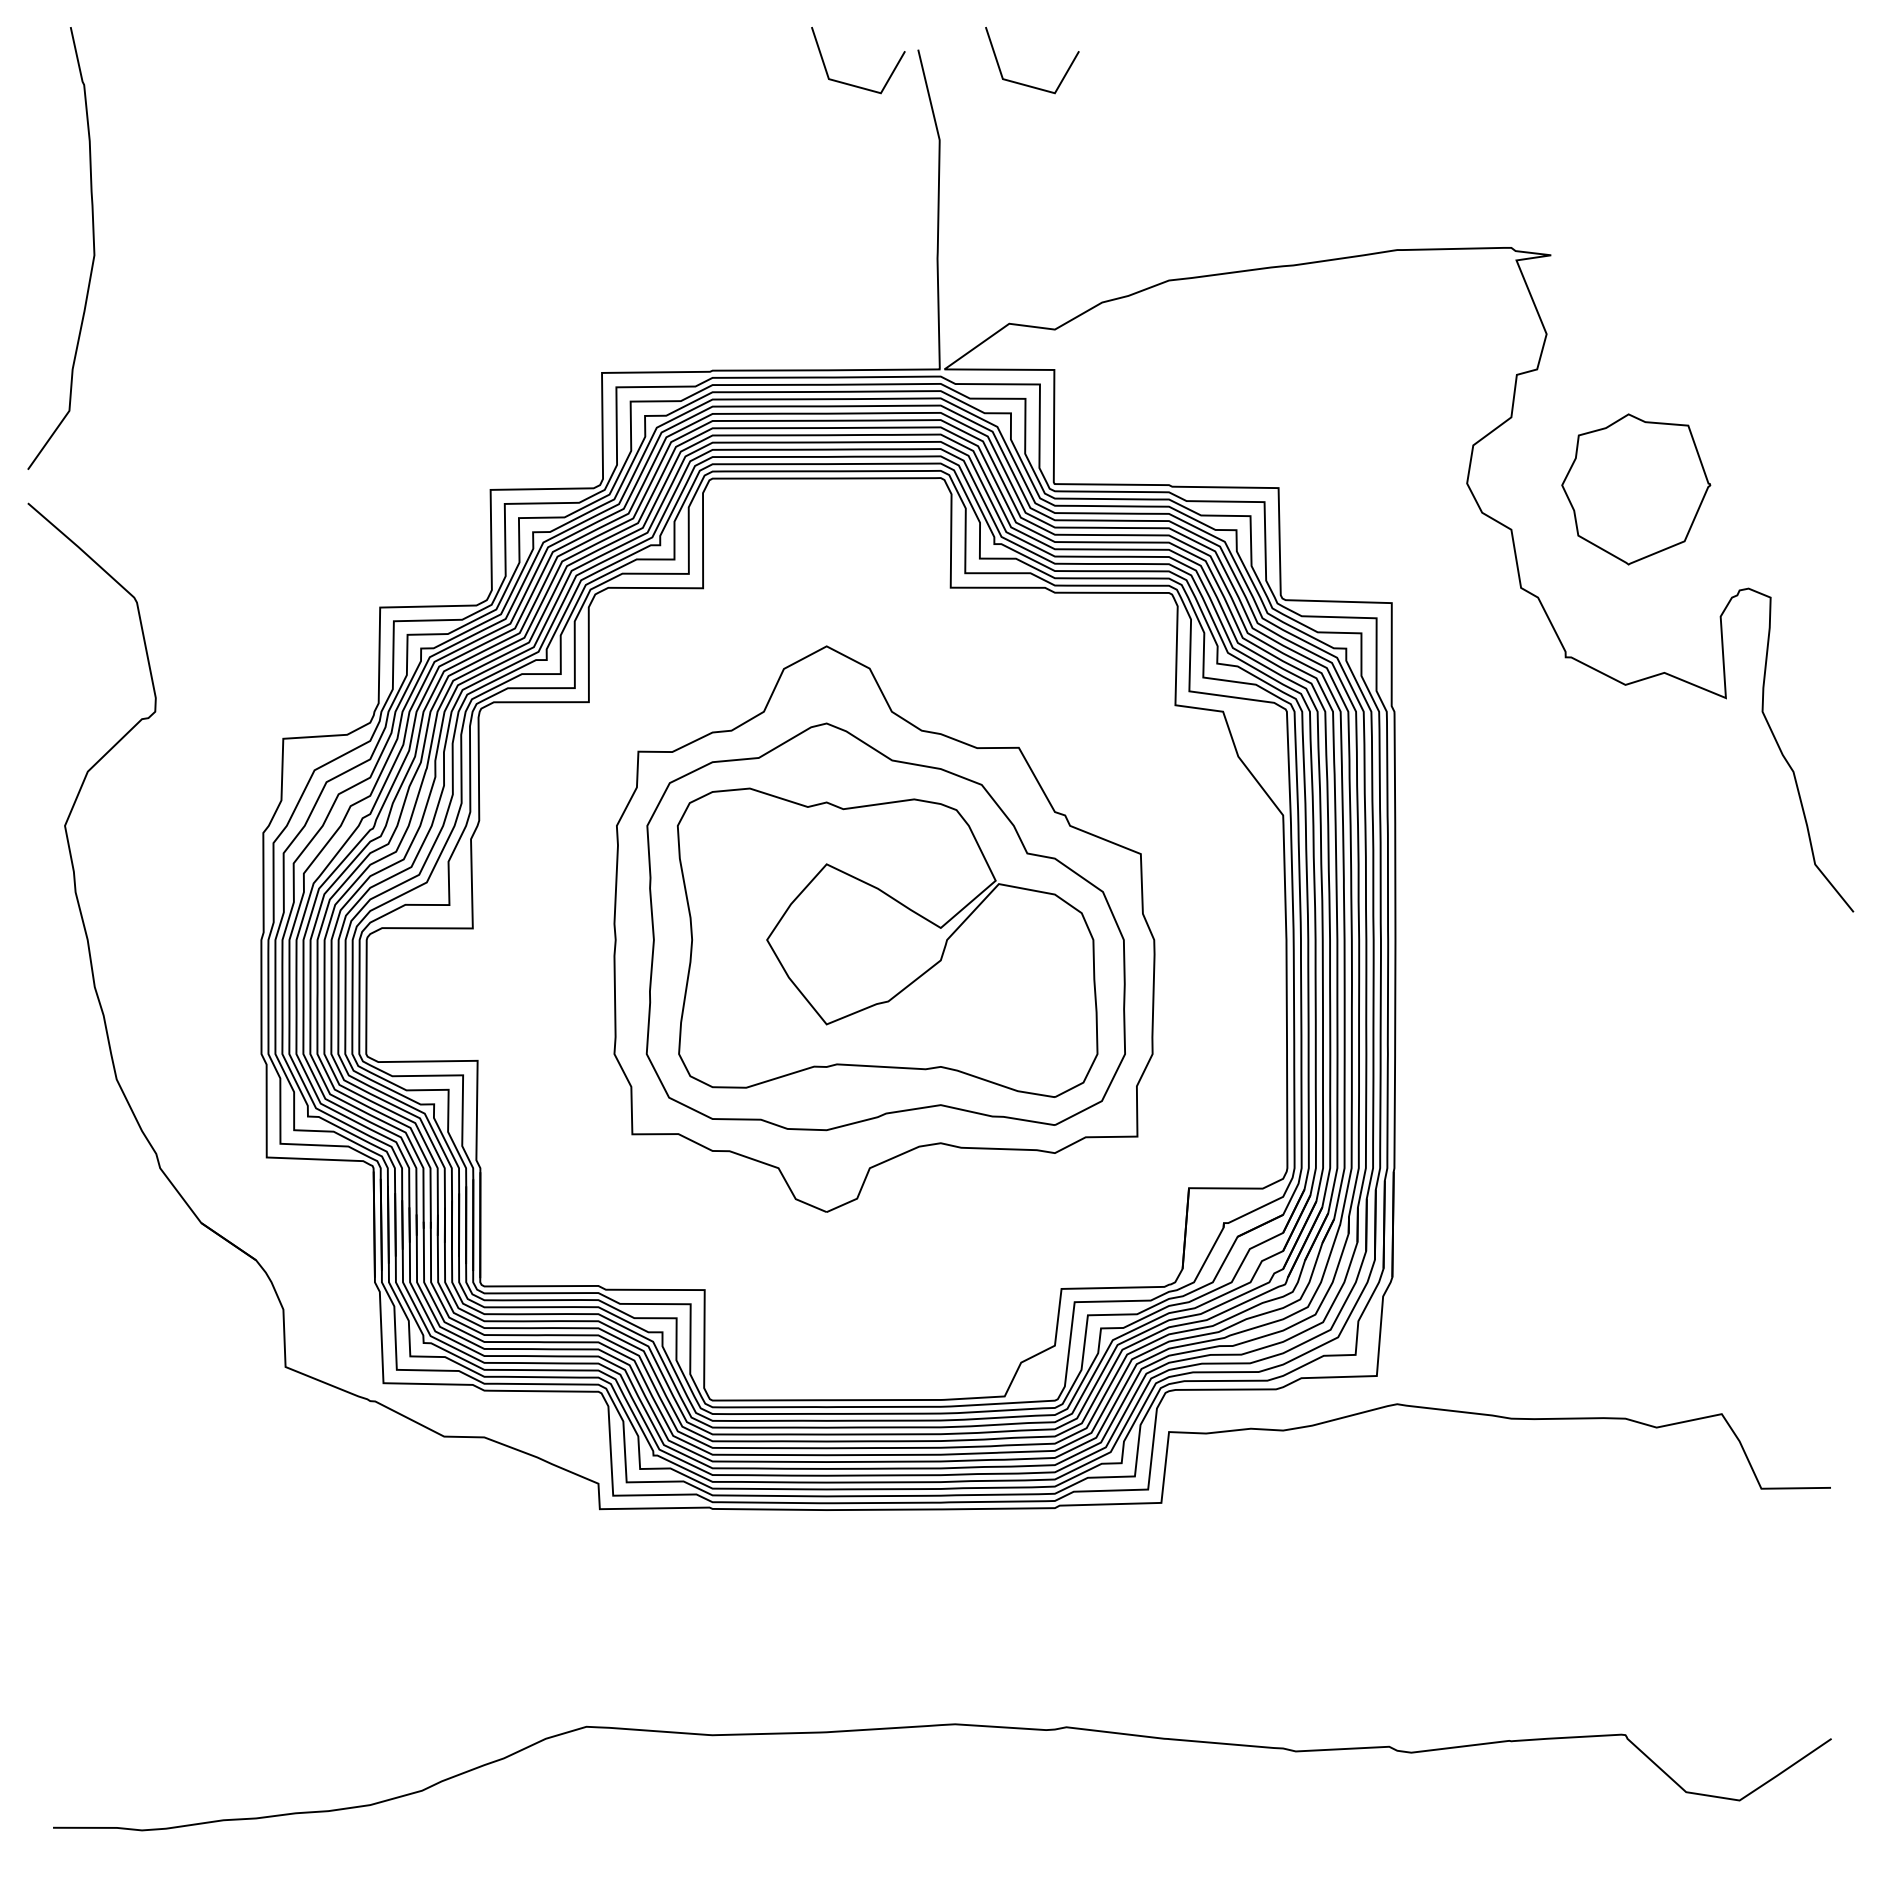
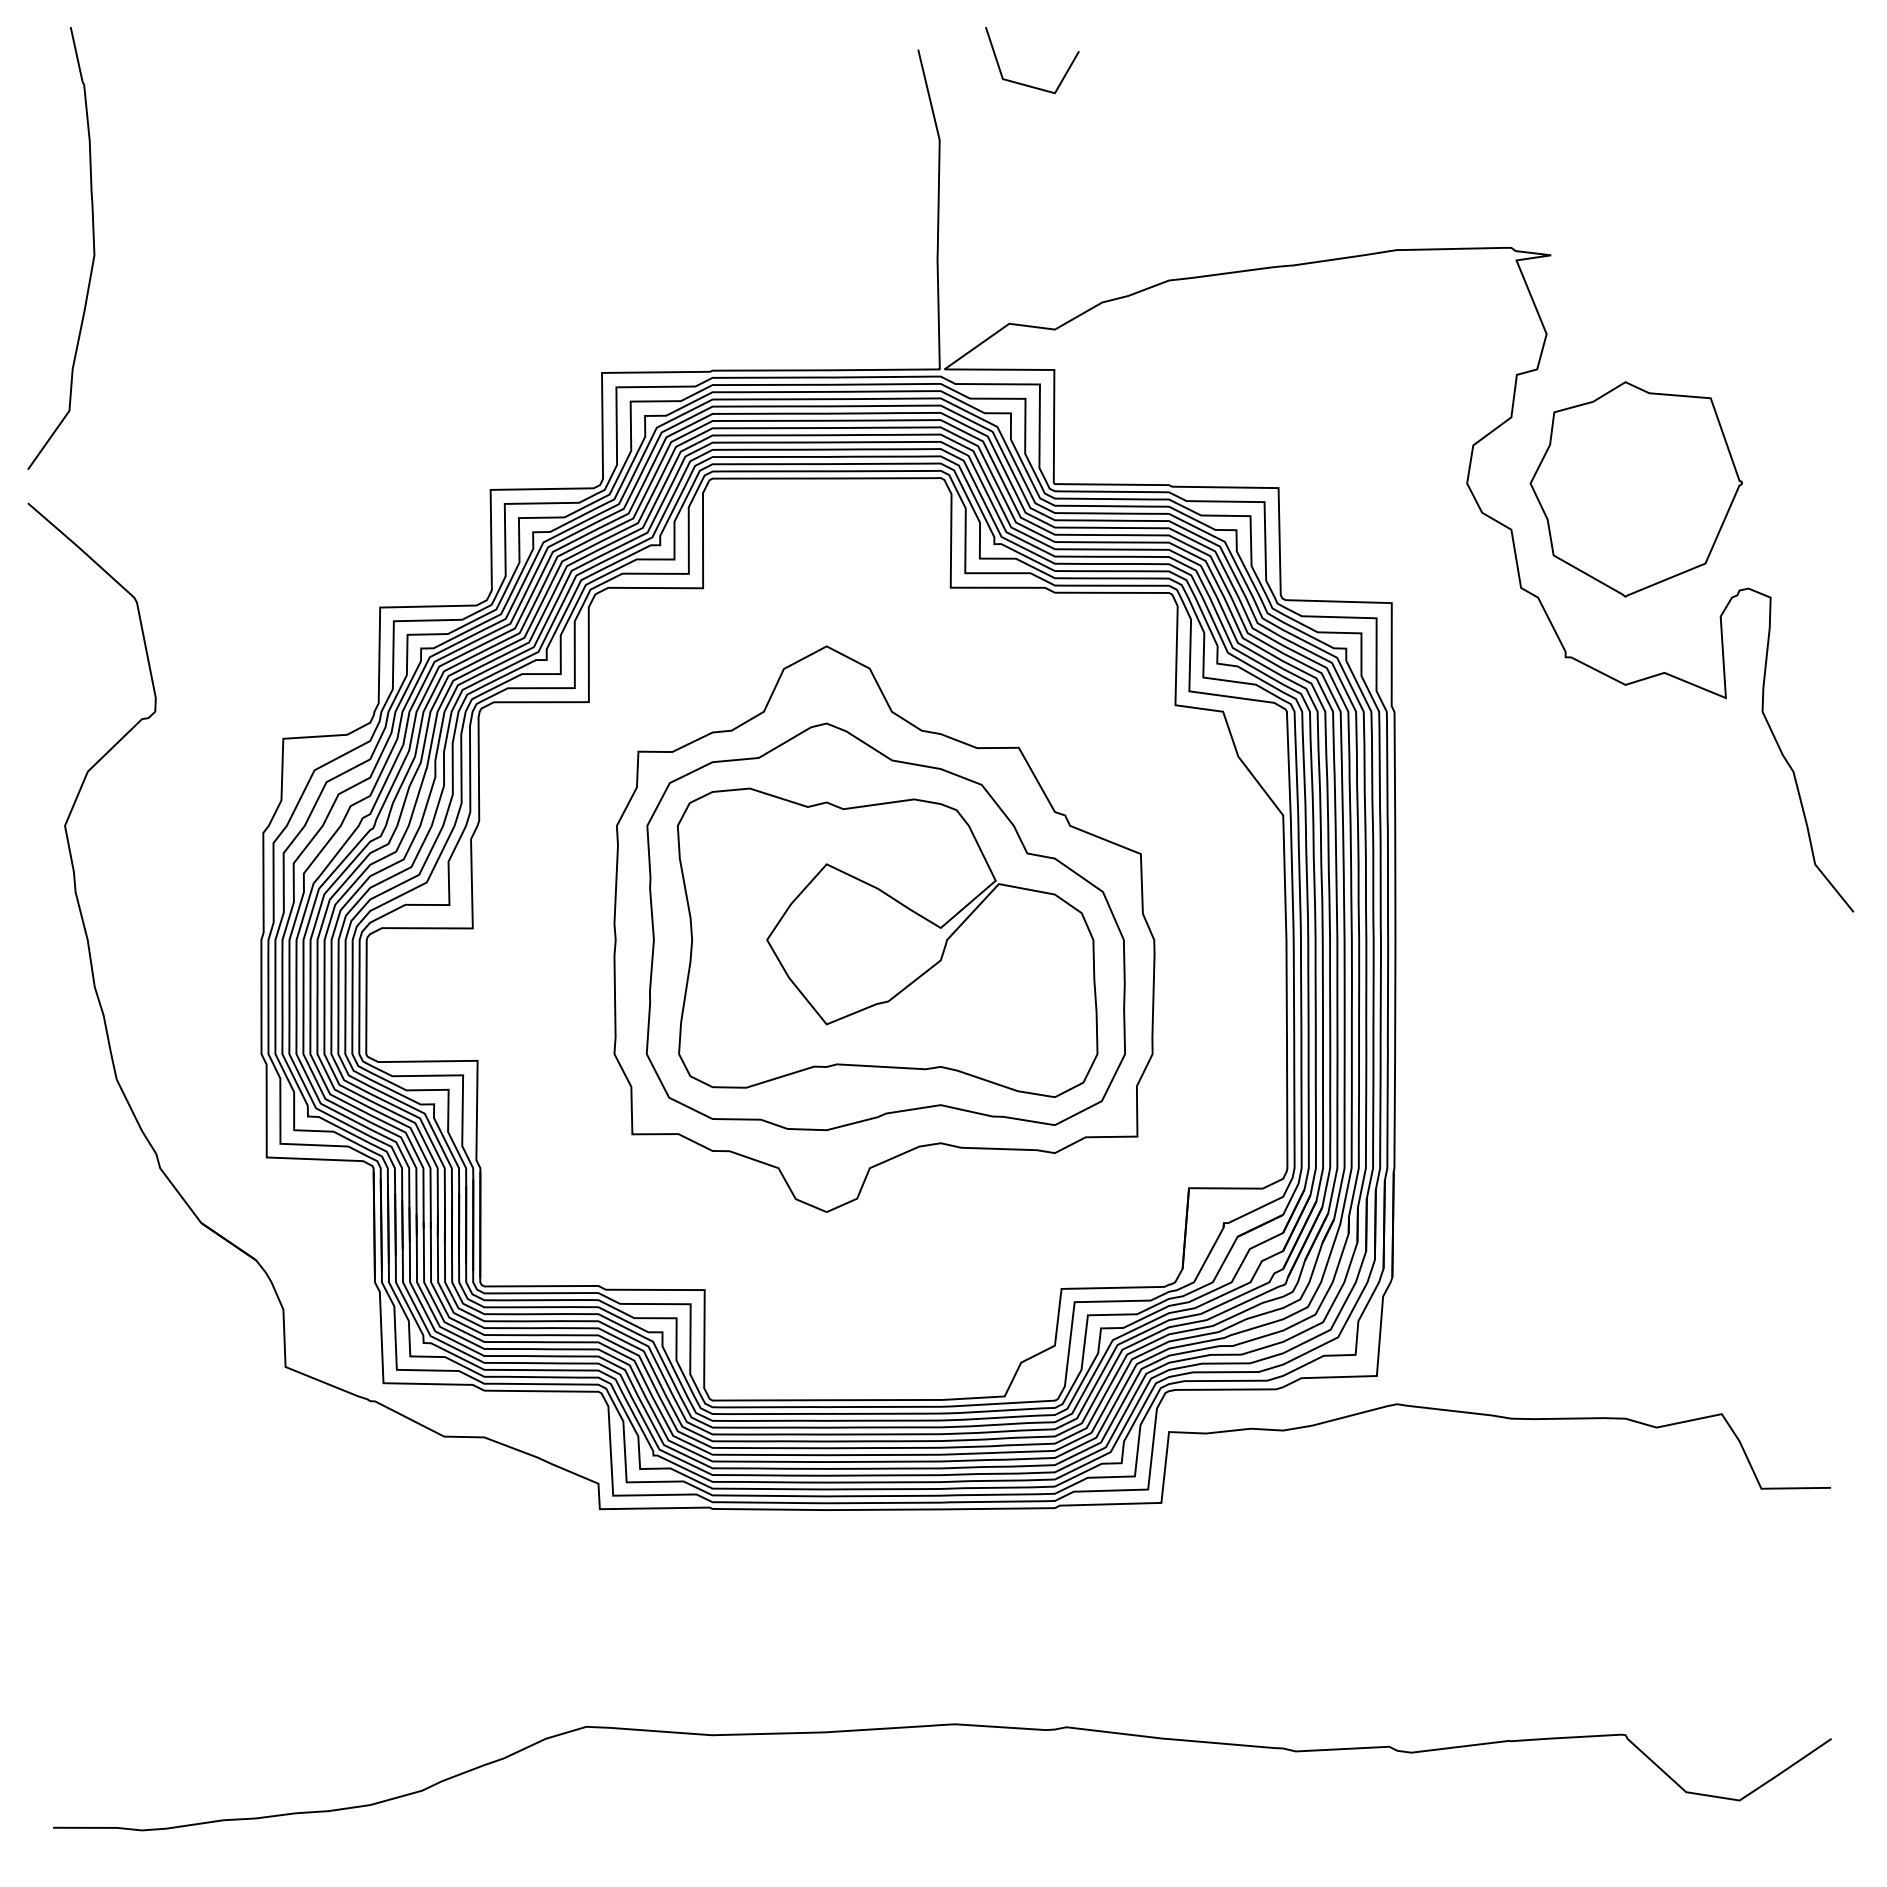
line: present -> none (853, 84)
part size: 151x153 px -> 214x217 px (1635, 489)
